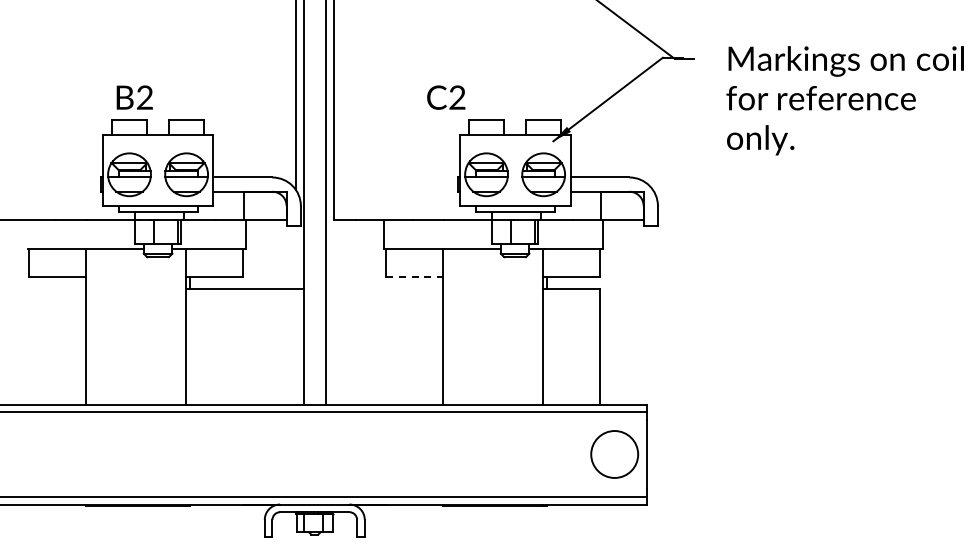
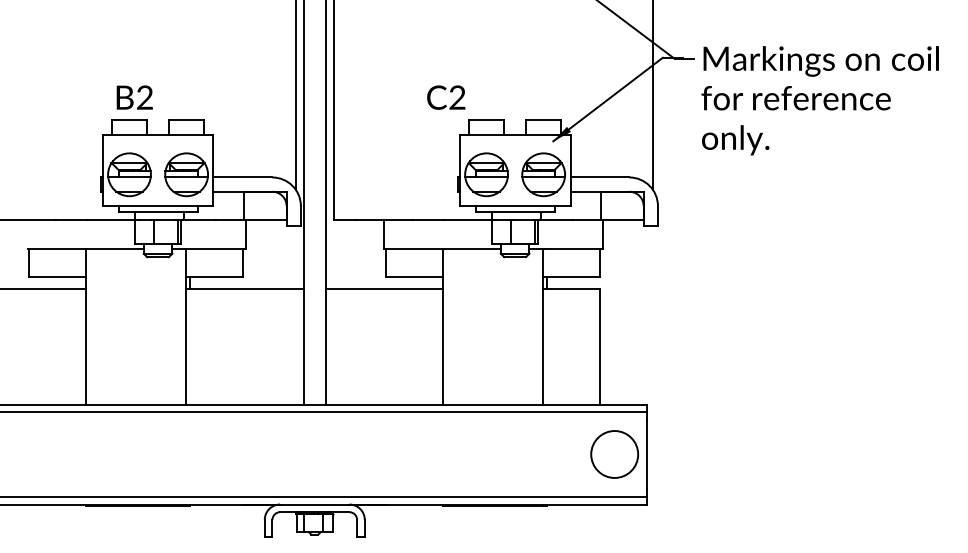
line: none -> present (652, 95)
text position: (844, 100) -> (819, 100) (819, 100)
line: dashed -> solid (414, 277)
line: none -> present (44, 289)
line: none -> present (384, 289)
